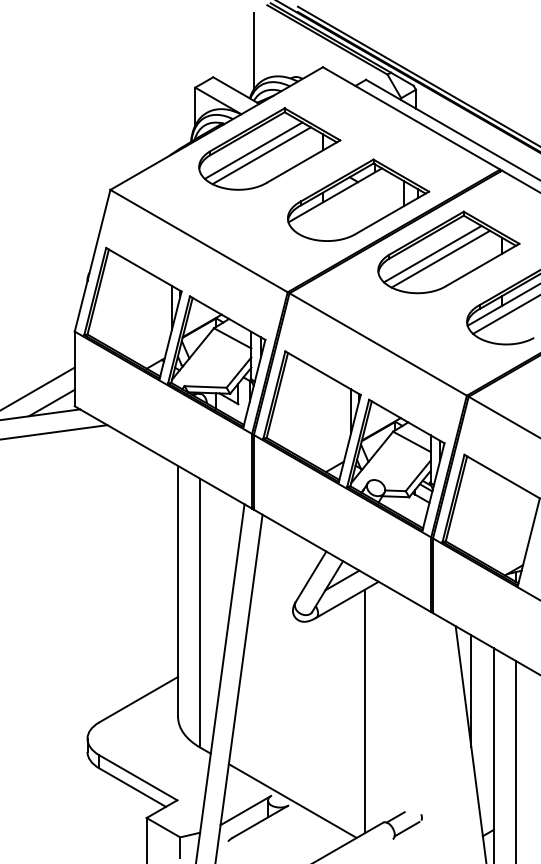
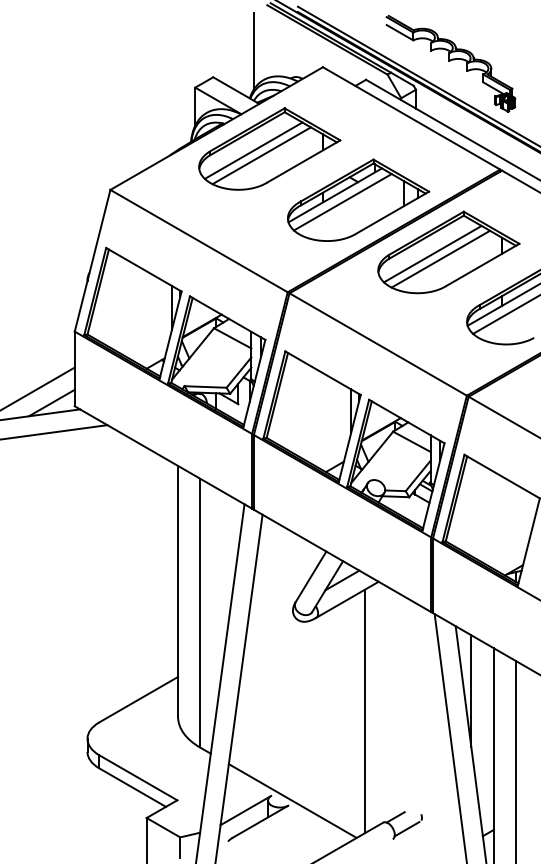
part: none -> present (450, 63)
line: none -> present (342, 202)
line: none -> present (450, 737)
